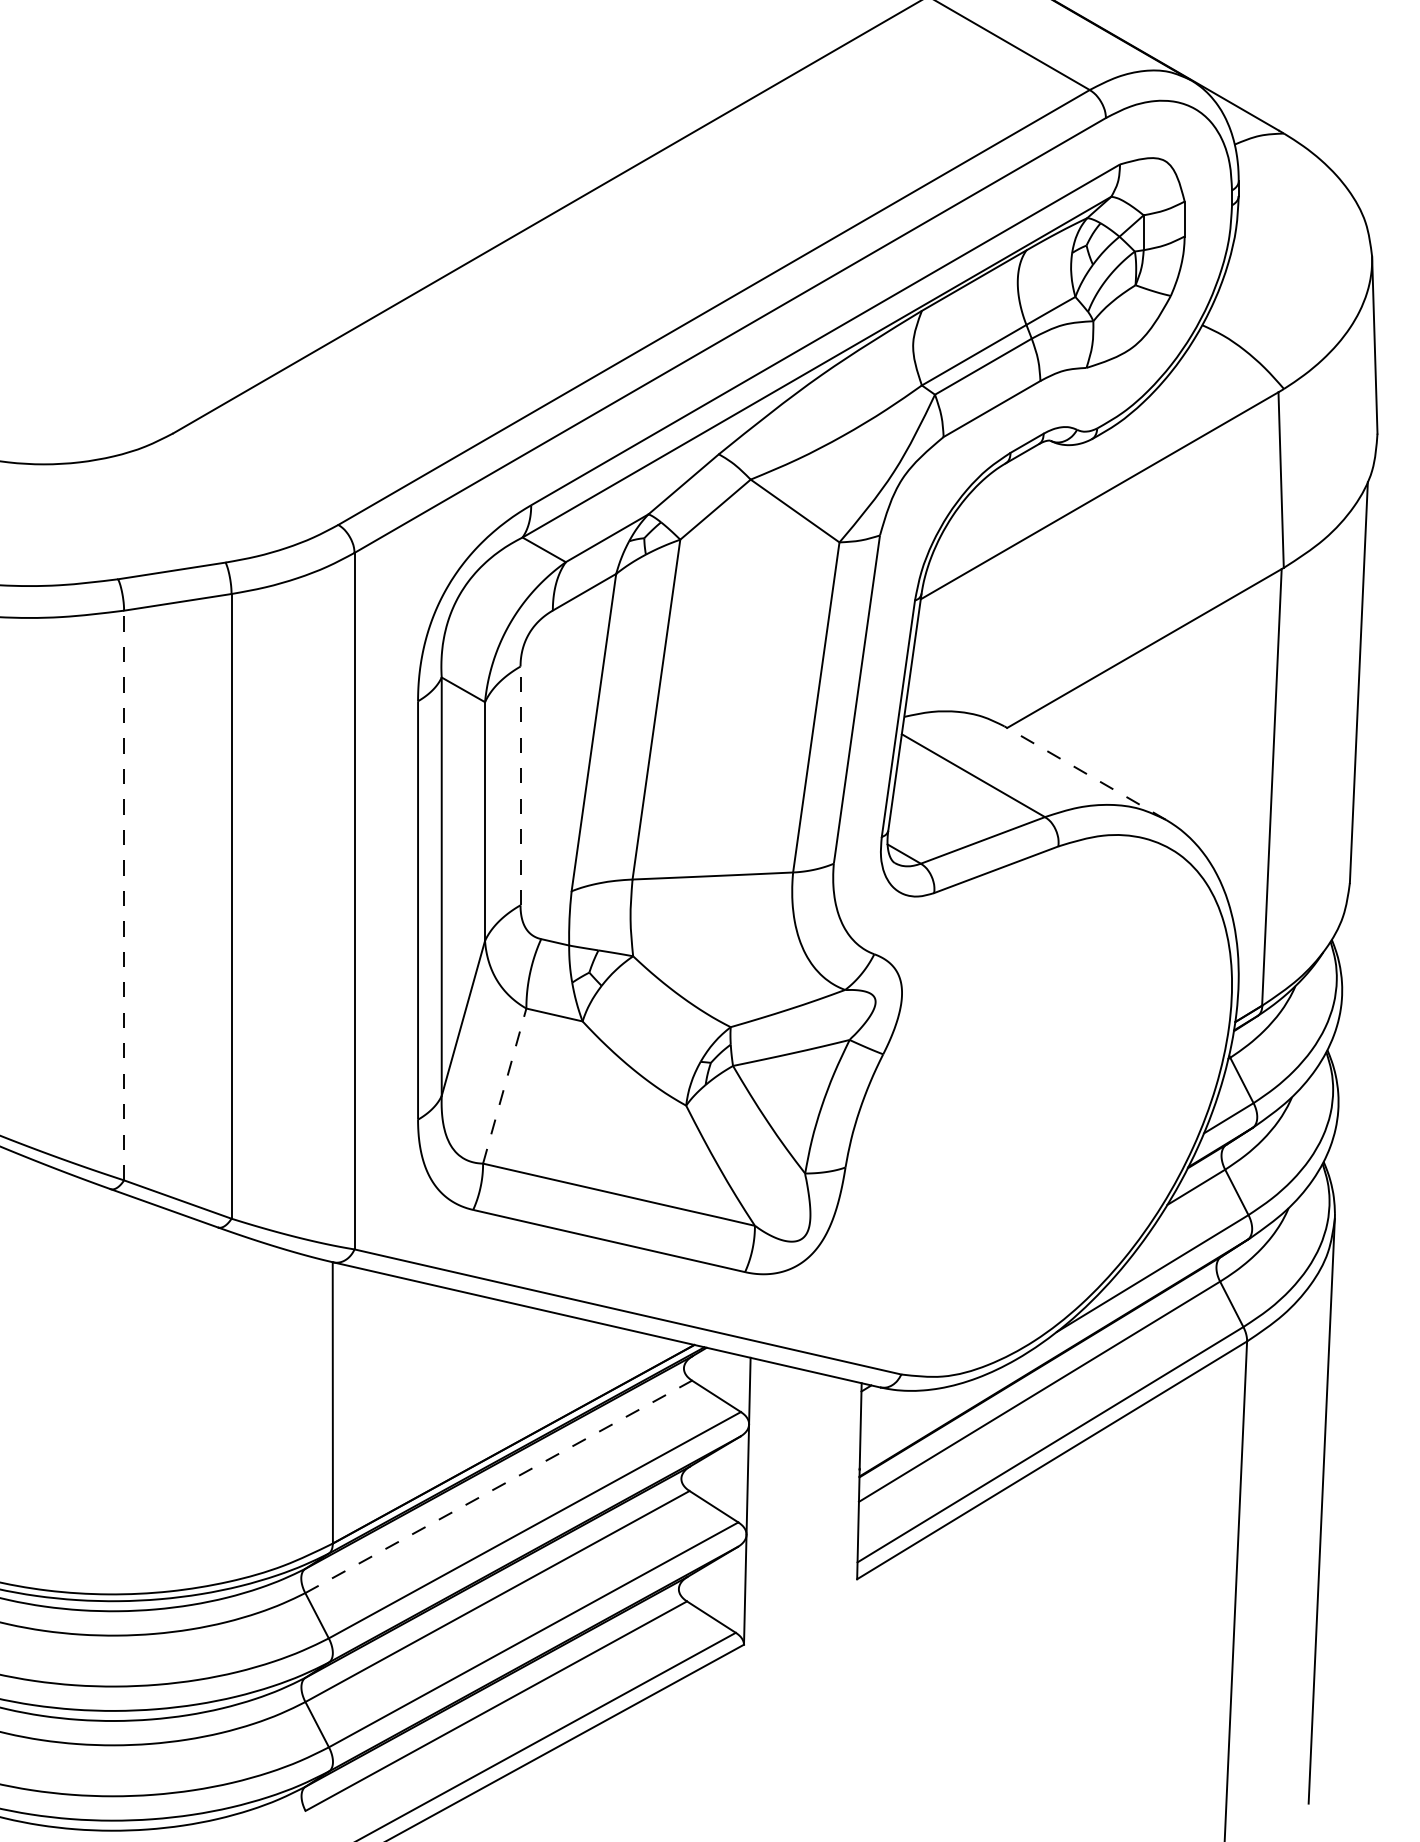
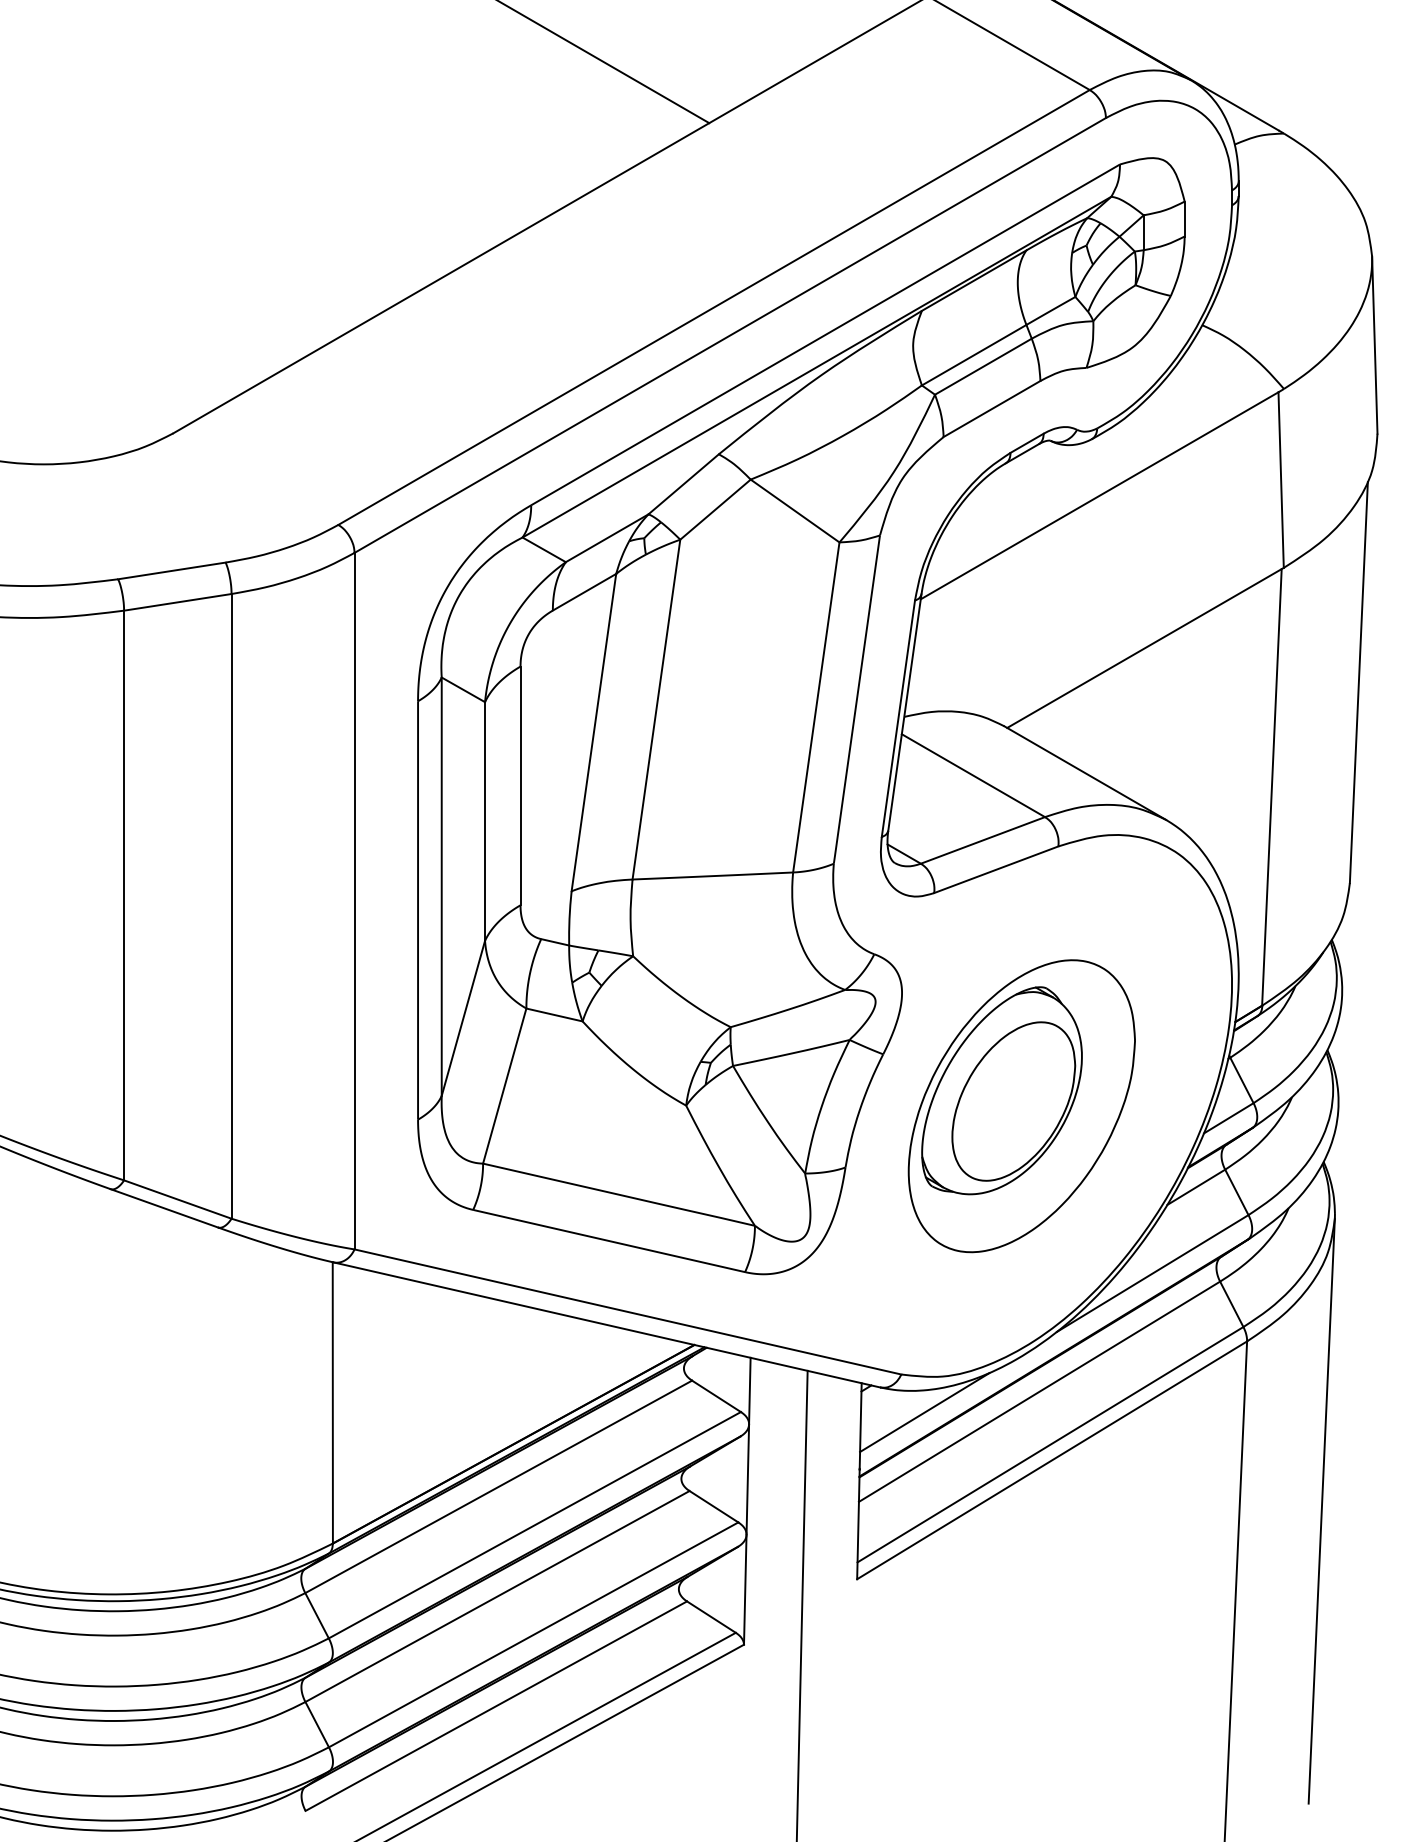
line: none -> present (604, 62)
line: dashed -> solid (1084, 772)
line: dashed -> solid (520, 785)
line: dashed -> solid (124, 895)
line: dashed -> solid (504, 1086)
part: none -> present (1021, 1106)
line: none -> present (924, 1412)
line: dashed -> solid (498, 1486)
line: none -> present (801, 1604)
